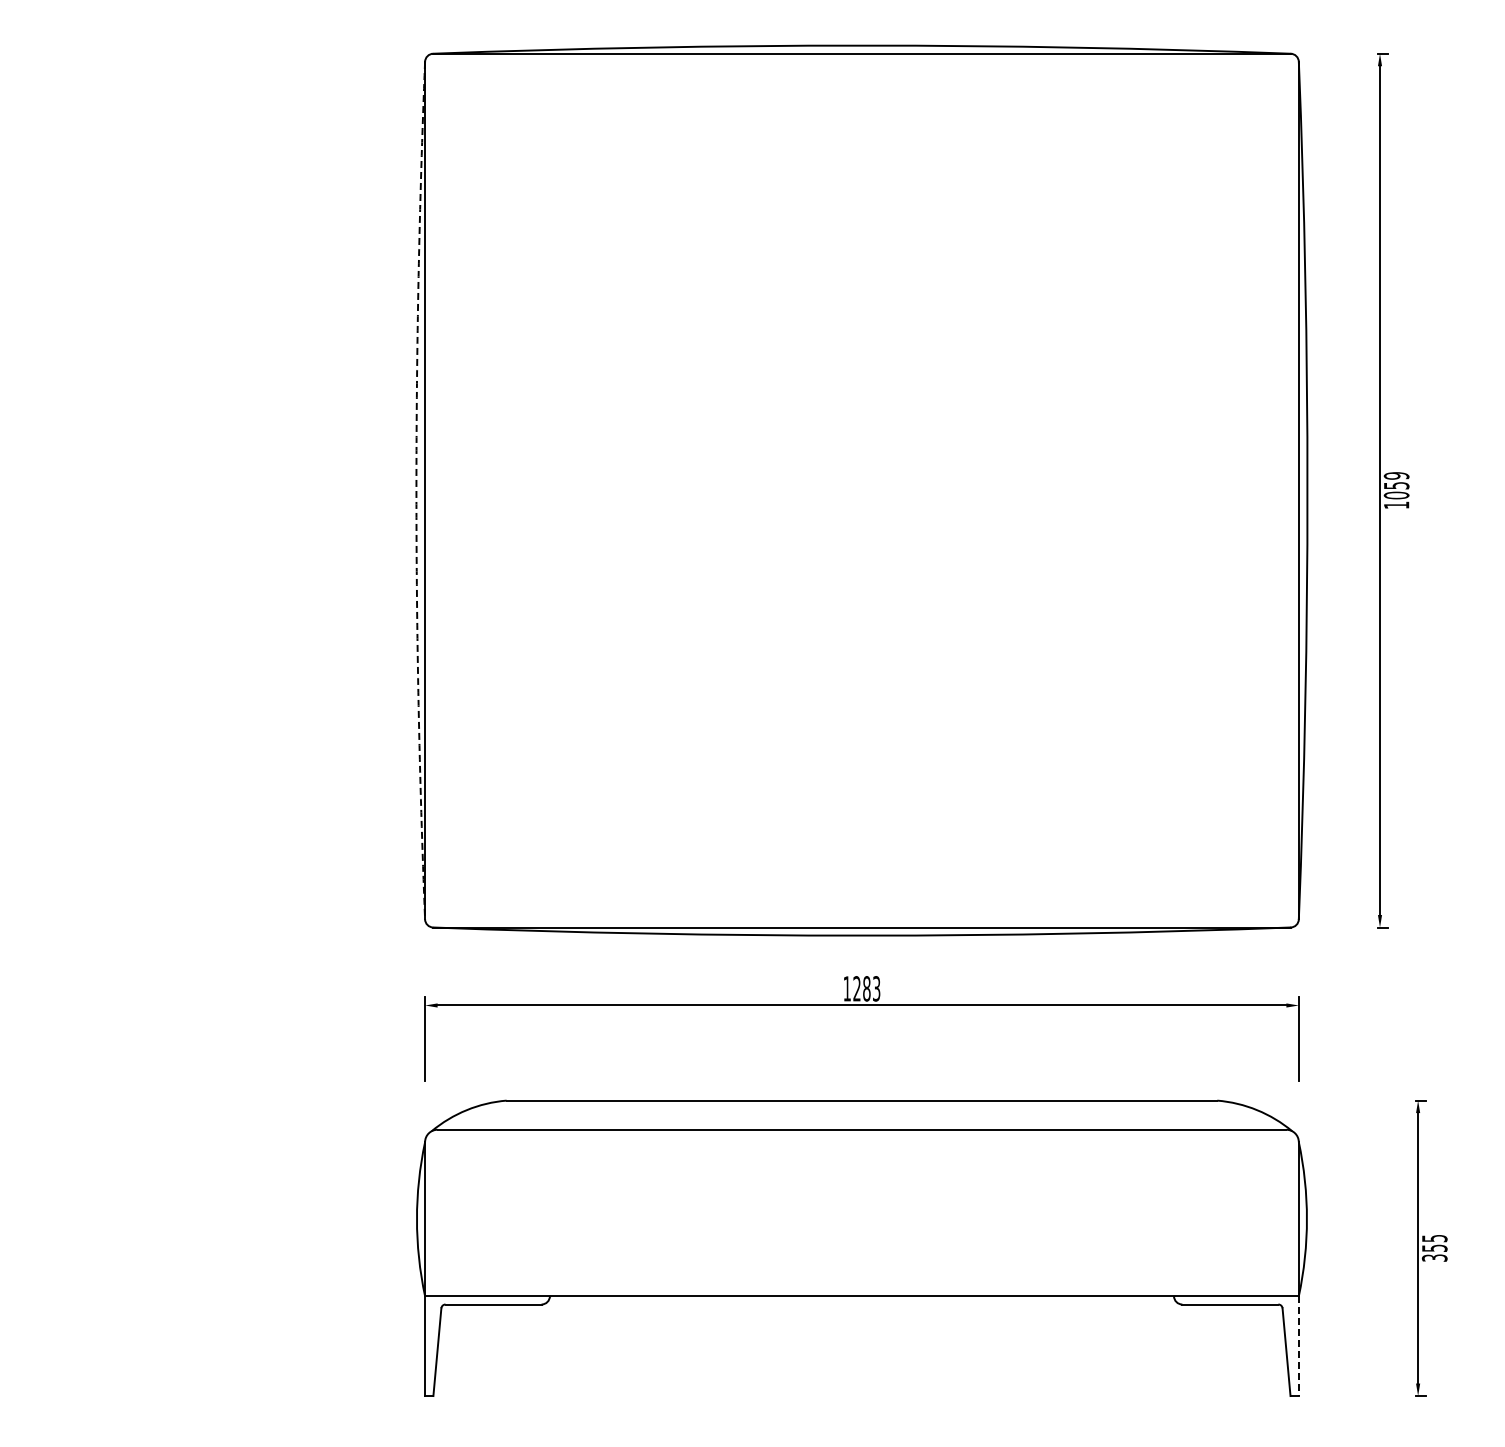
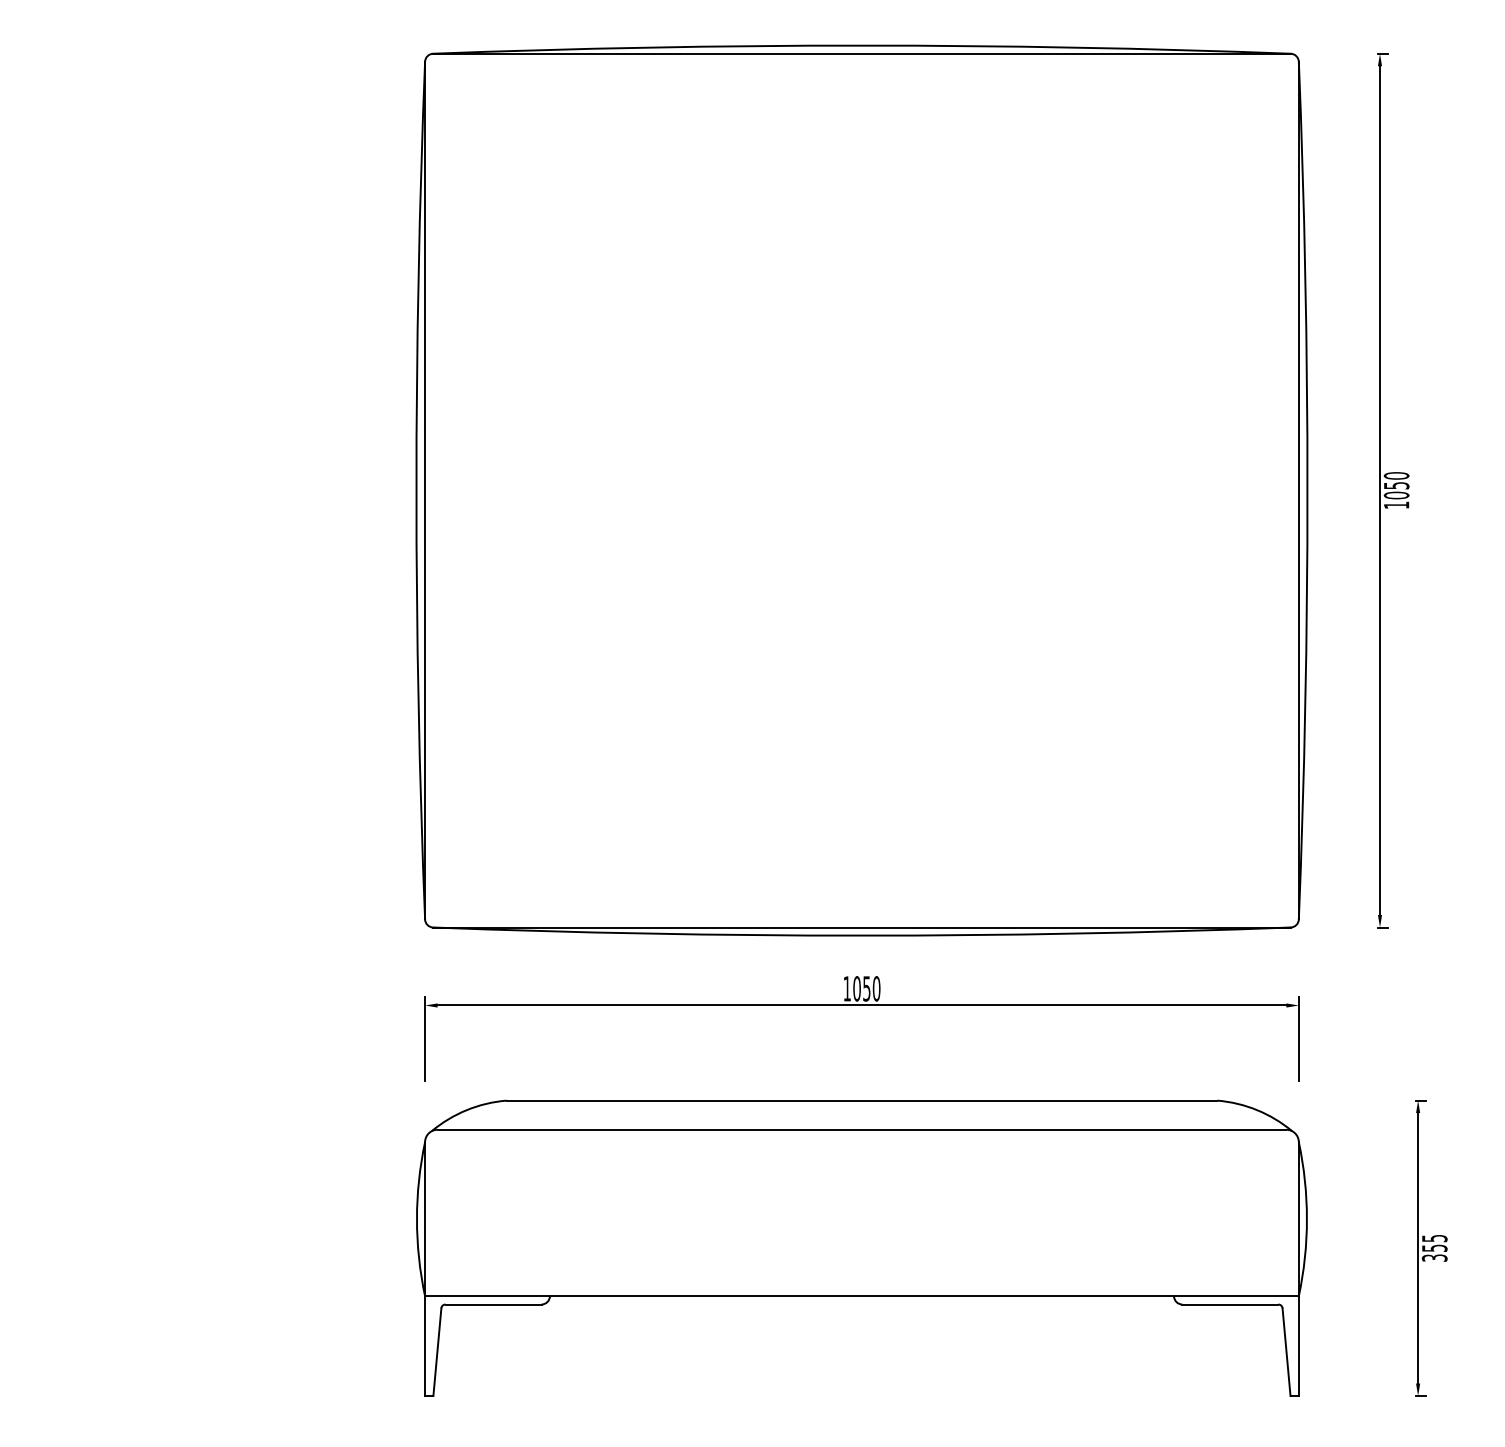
text: 1059 -> 1050 (1396, 475)
arc: dashed -> solid (416, 490)
text: 1283 -> 1050 (866, 988)
line: dashed -> solid (1298, 1346)
